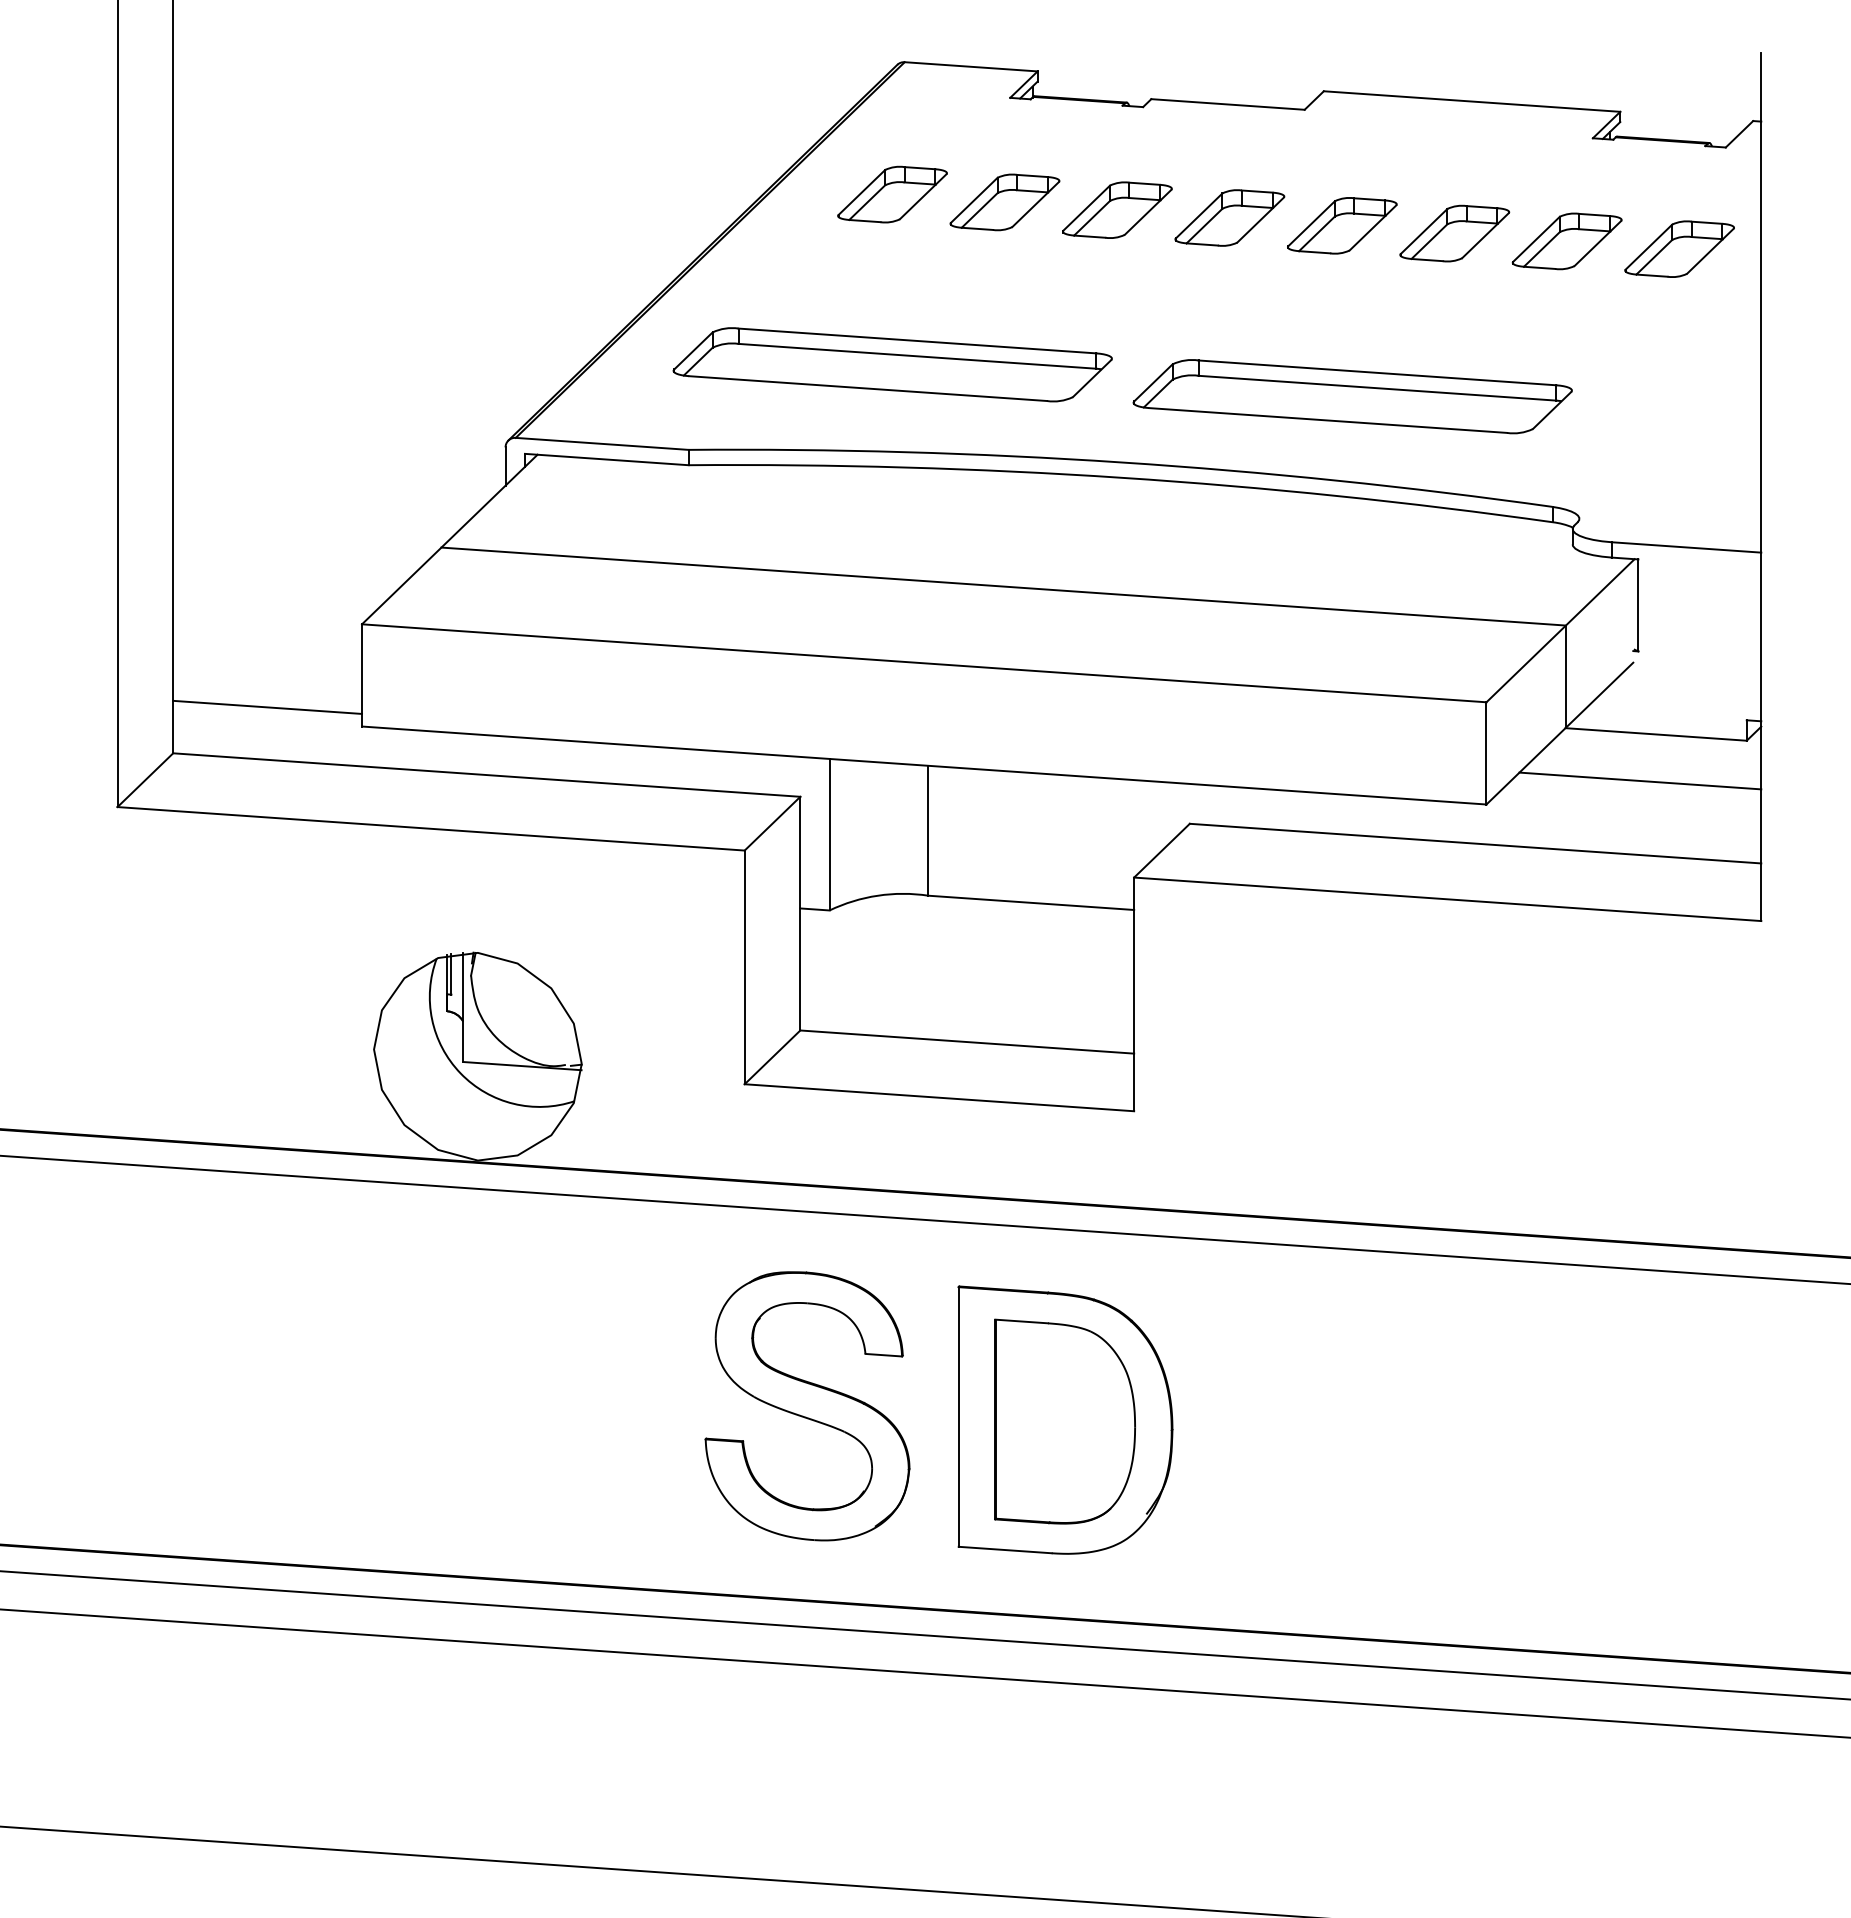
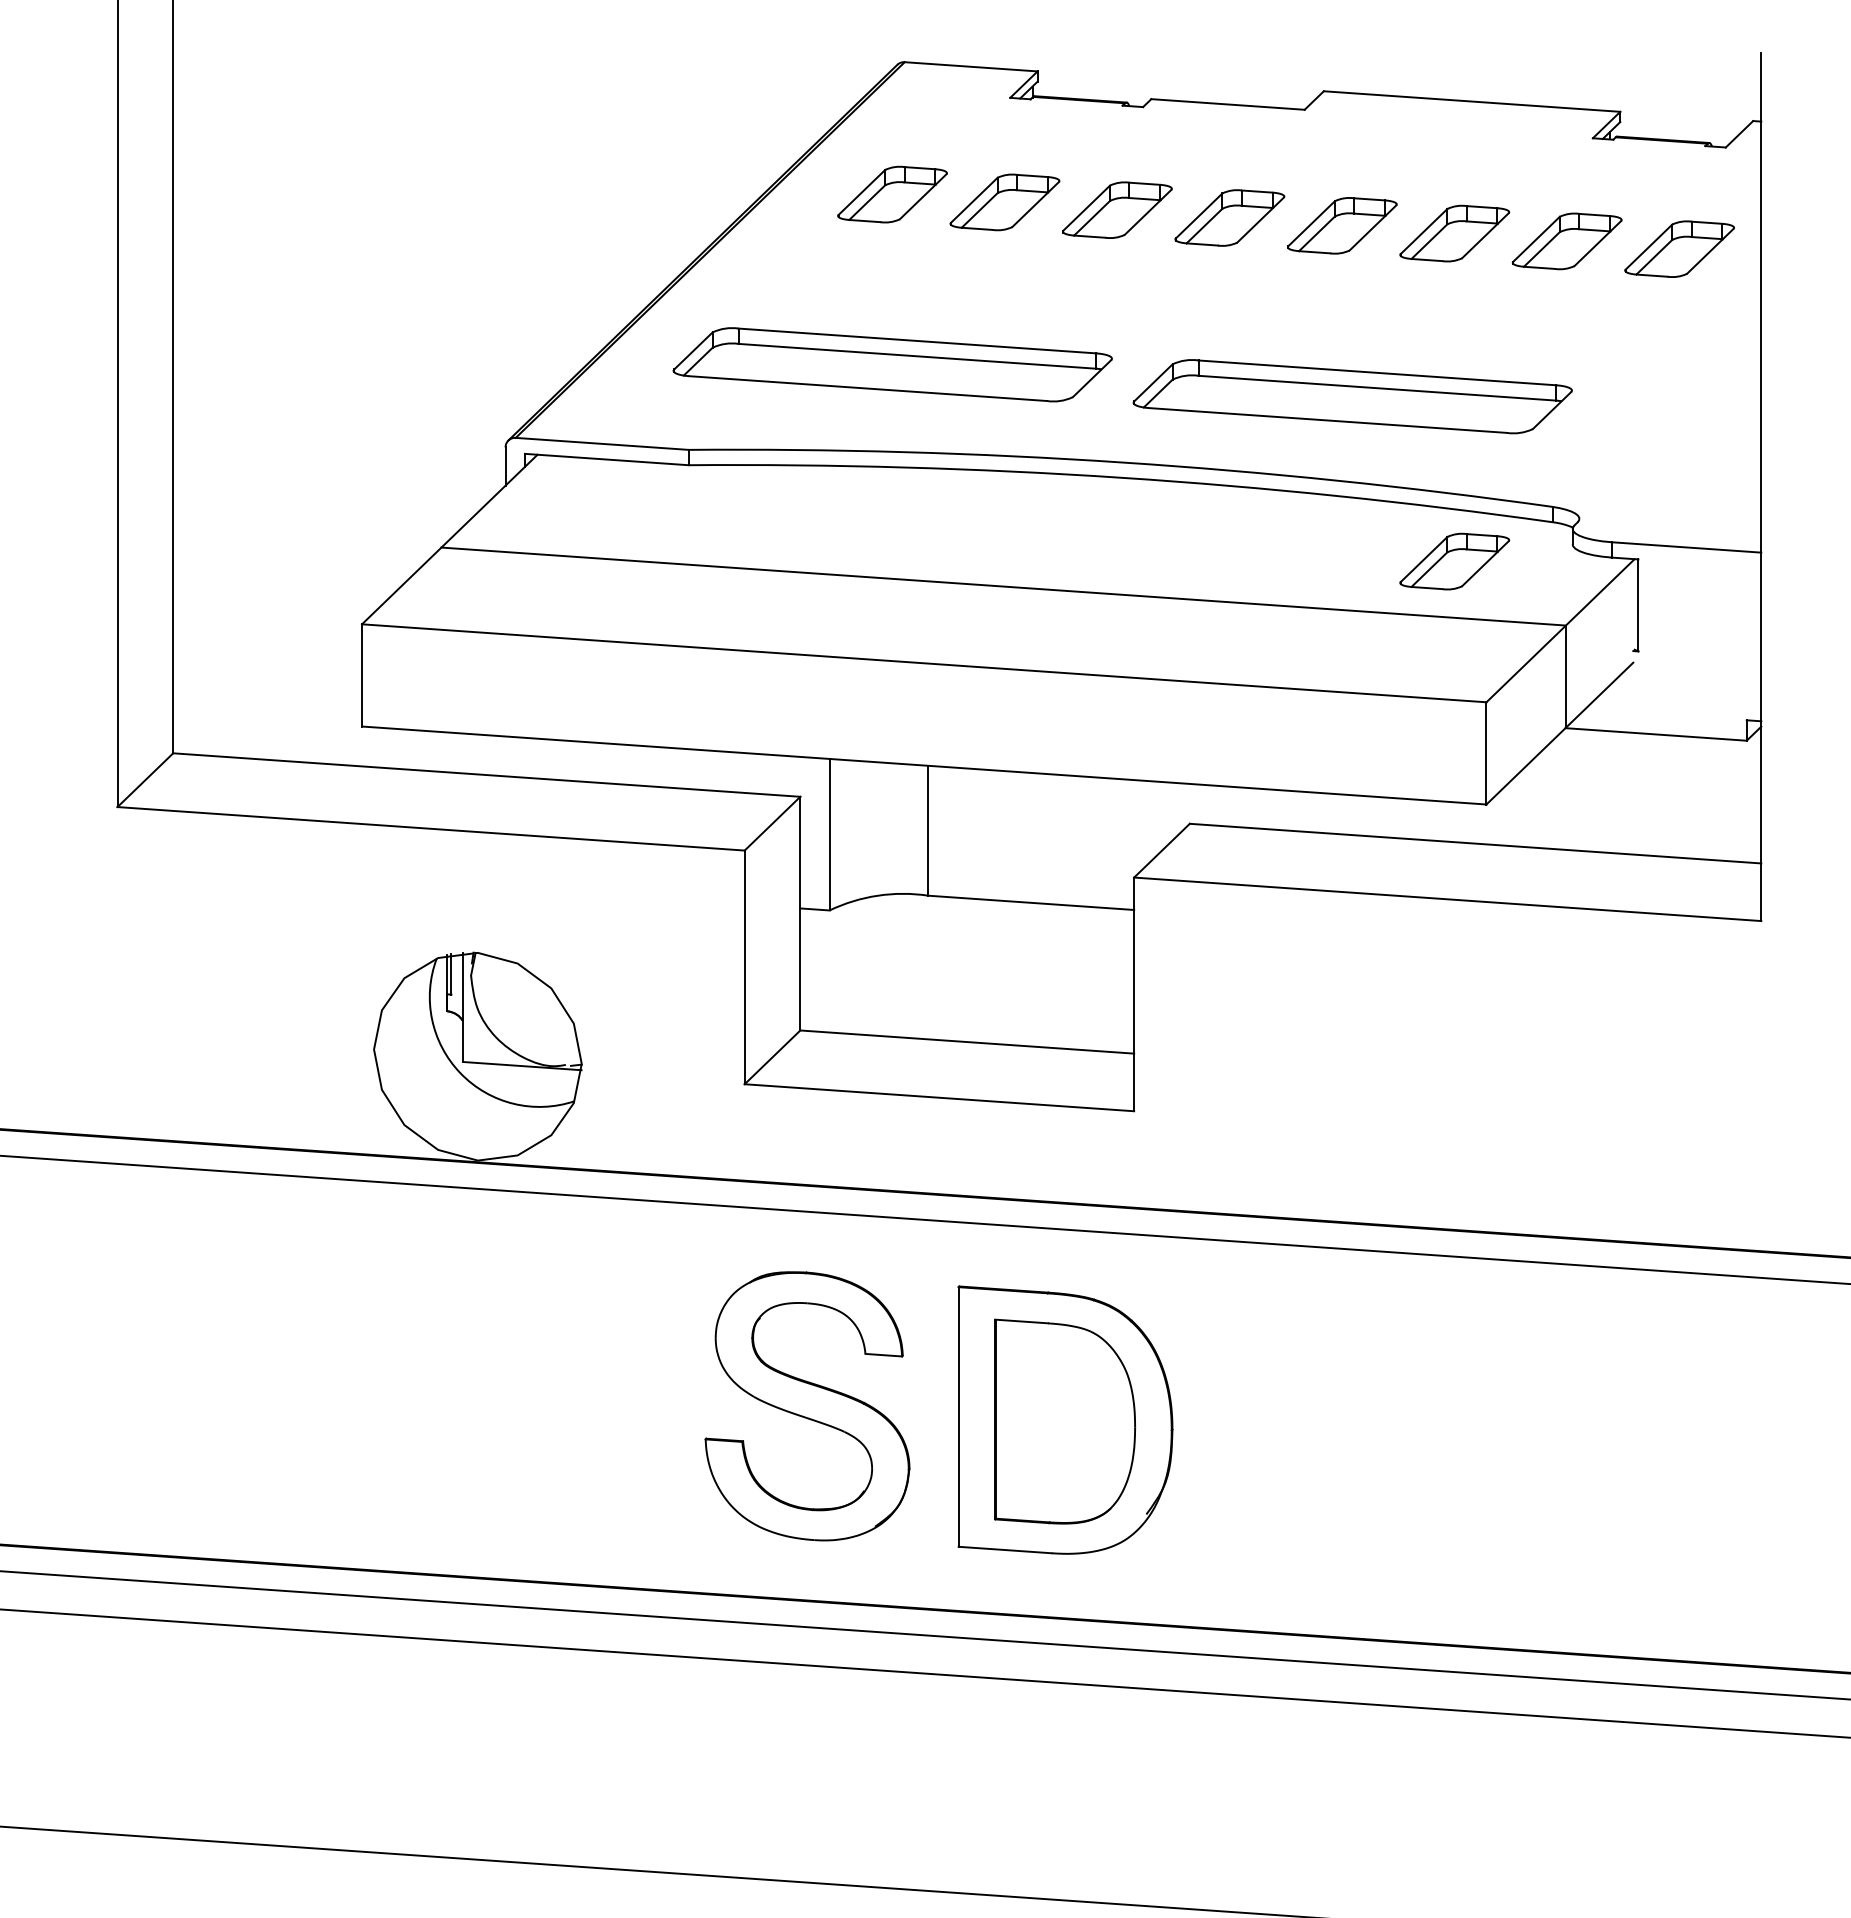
part: none -> present (1454, 561)
line: present -> none (267, 706)
line: present -> none (1640, 780)
